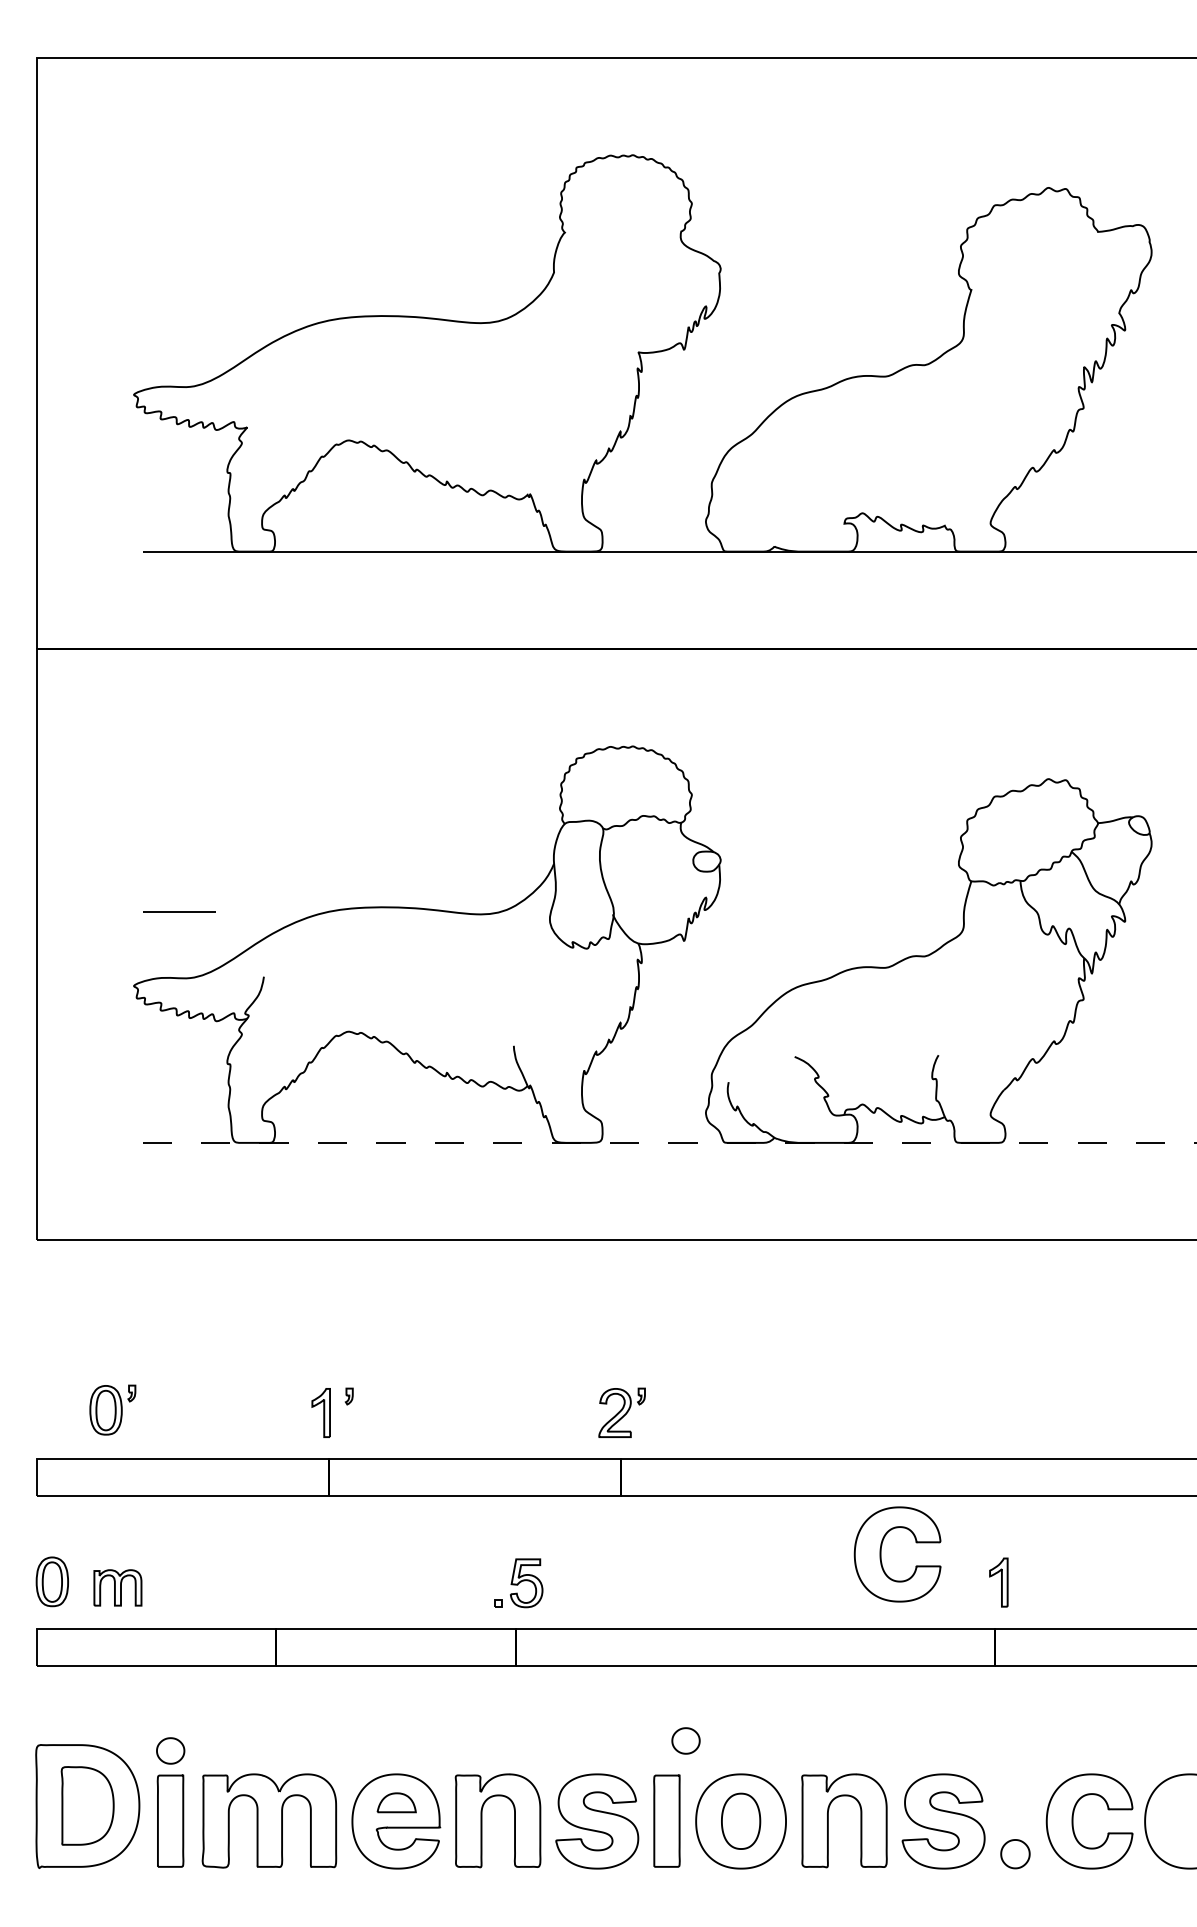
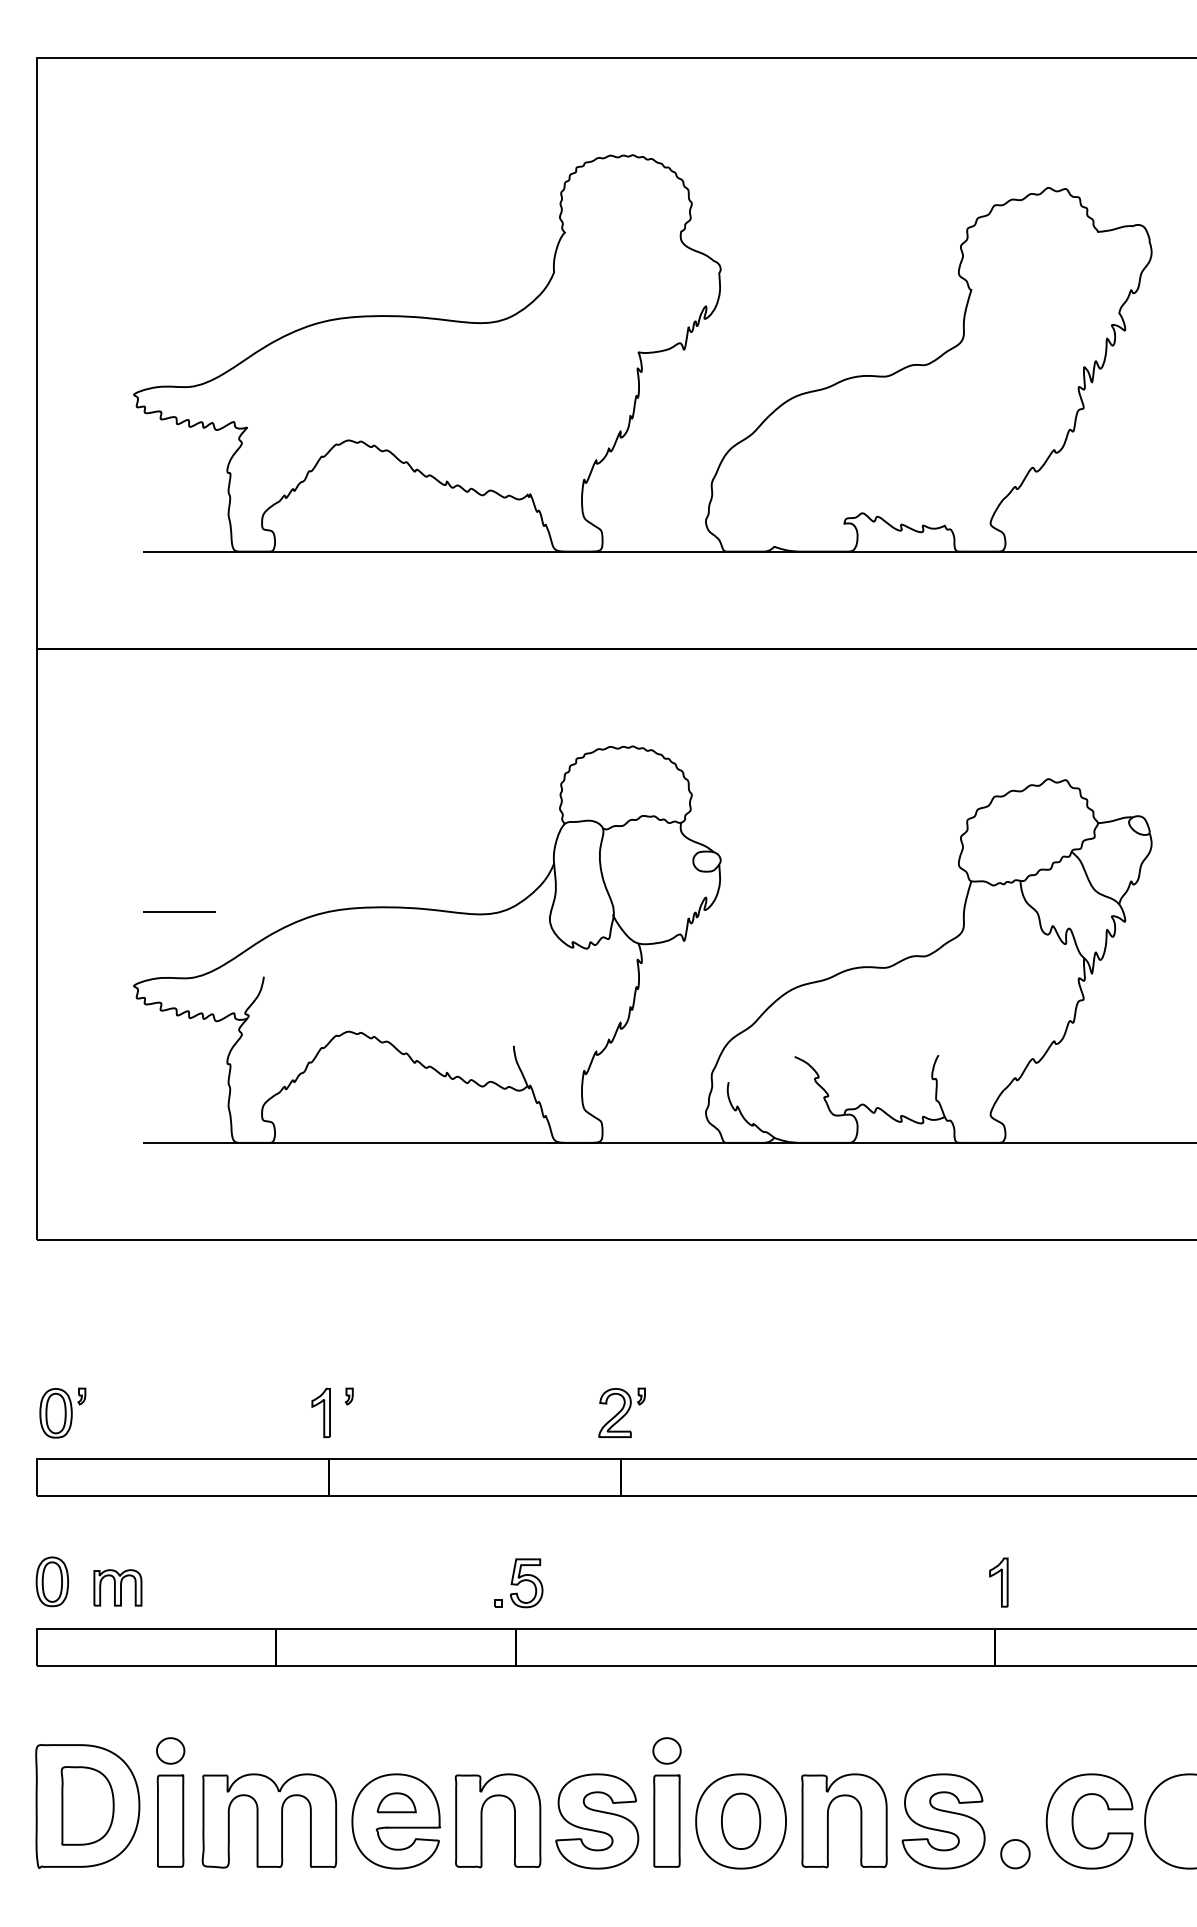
line: dashed -> solid (669, 1142)
part position: (112, 1409) -> (62, 1412) (62, 1412)
part: present -> none (881, 1554)
part position: (685, 1740) -> (666, 1750) (666, 1750)
